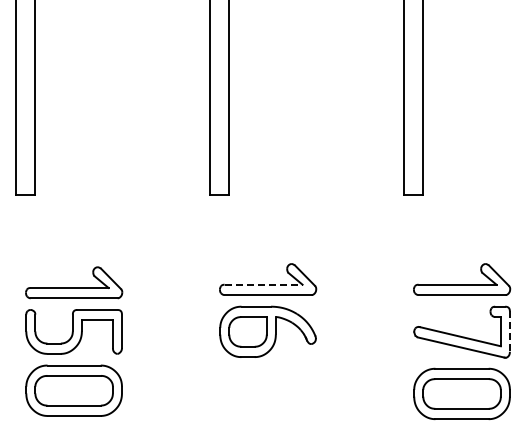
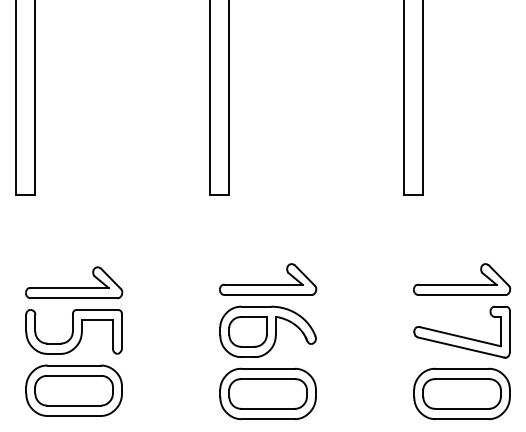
line: dashed -> solid (263, 284)
line: dashed -> solid (509, 332)
part: none -> present (267, 393)
